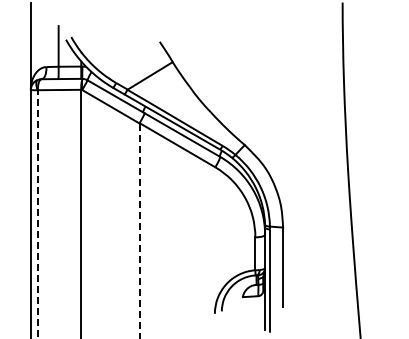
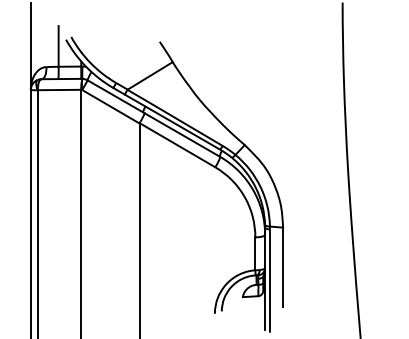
line: dashed -> solid (37, 214)
line: dashed -> solid (139, 231)
